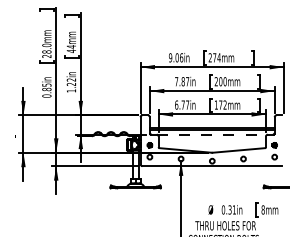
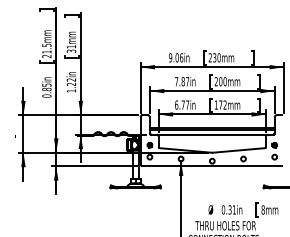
text: 28.0mm -> 21.5mm (46, 48)
text: 44mm -> 31mm (71, 49)
text: 274mm -> 230mm (216, 57)
line: dashed -> solid (212, 134)
